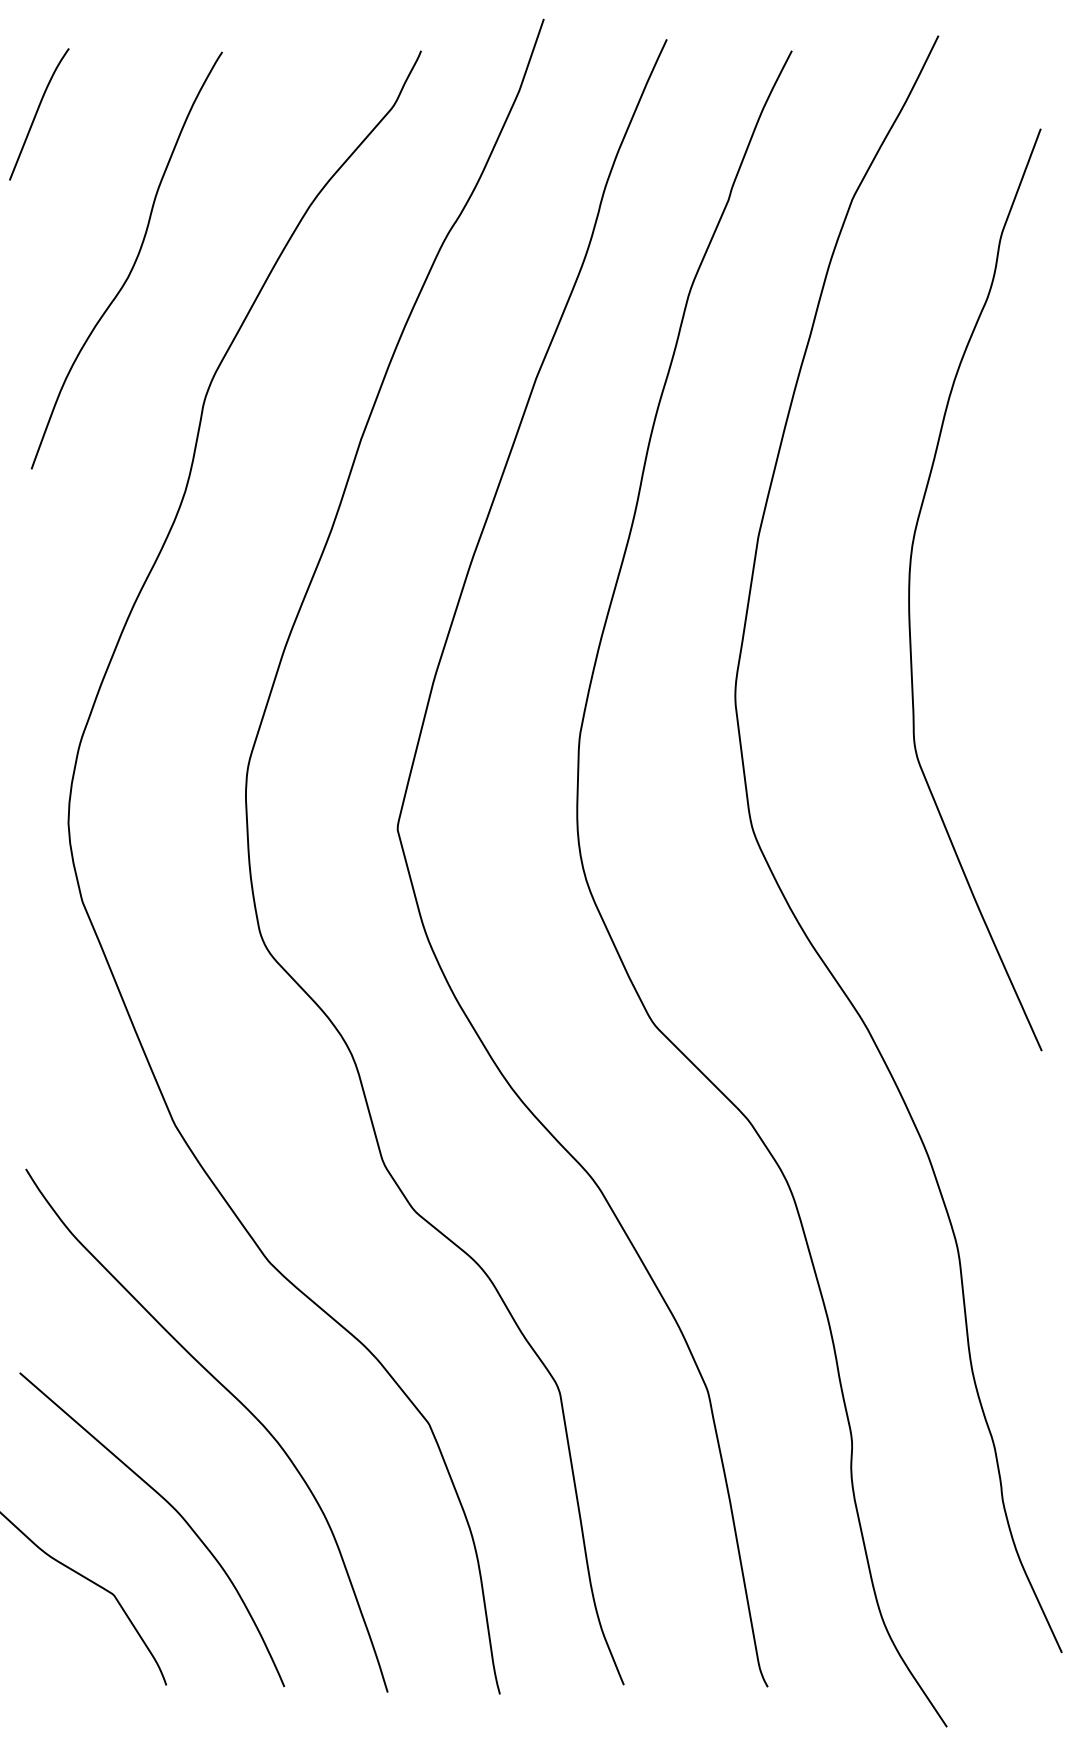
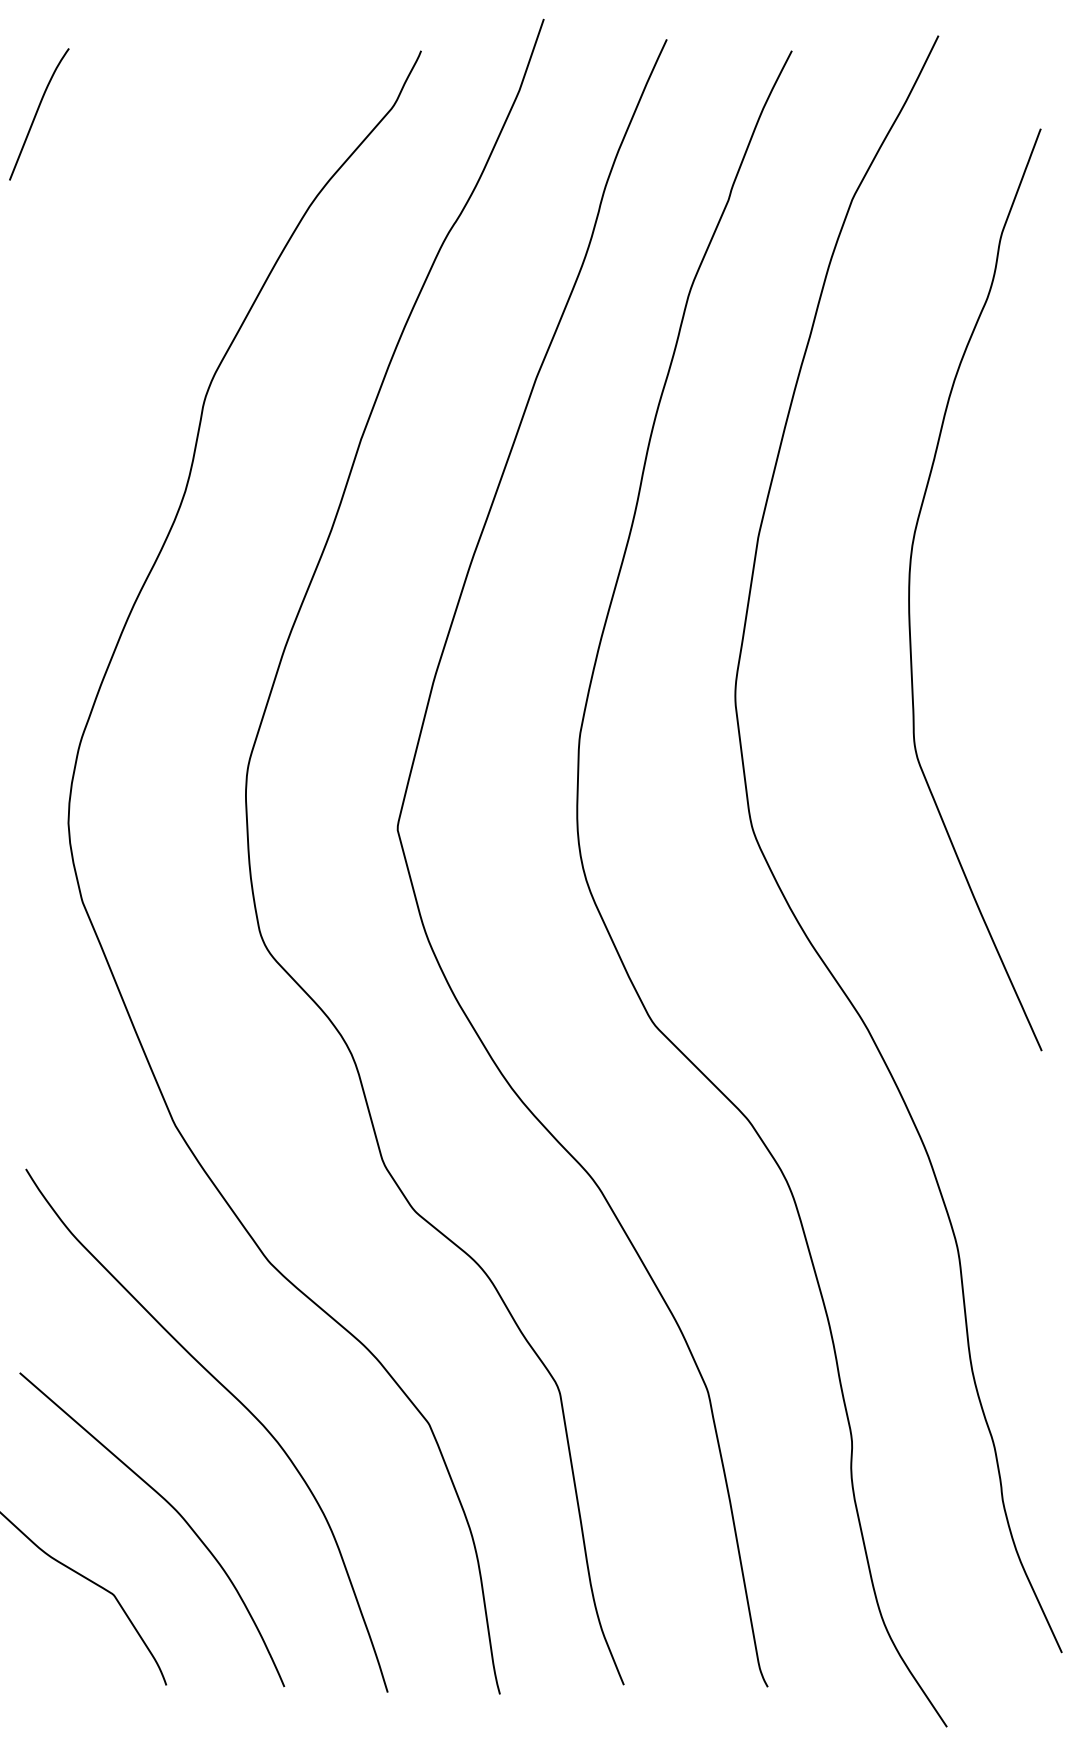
curve: present -> none (133, 263)
